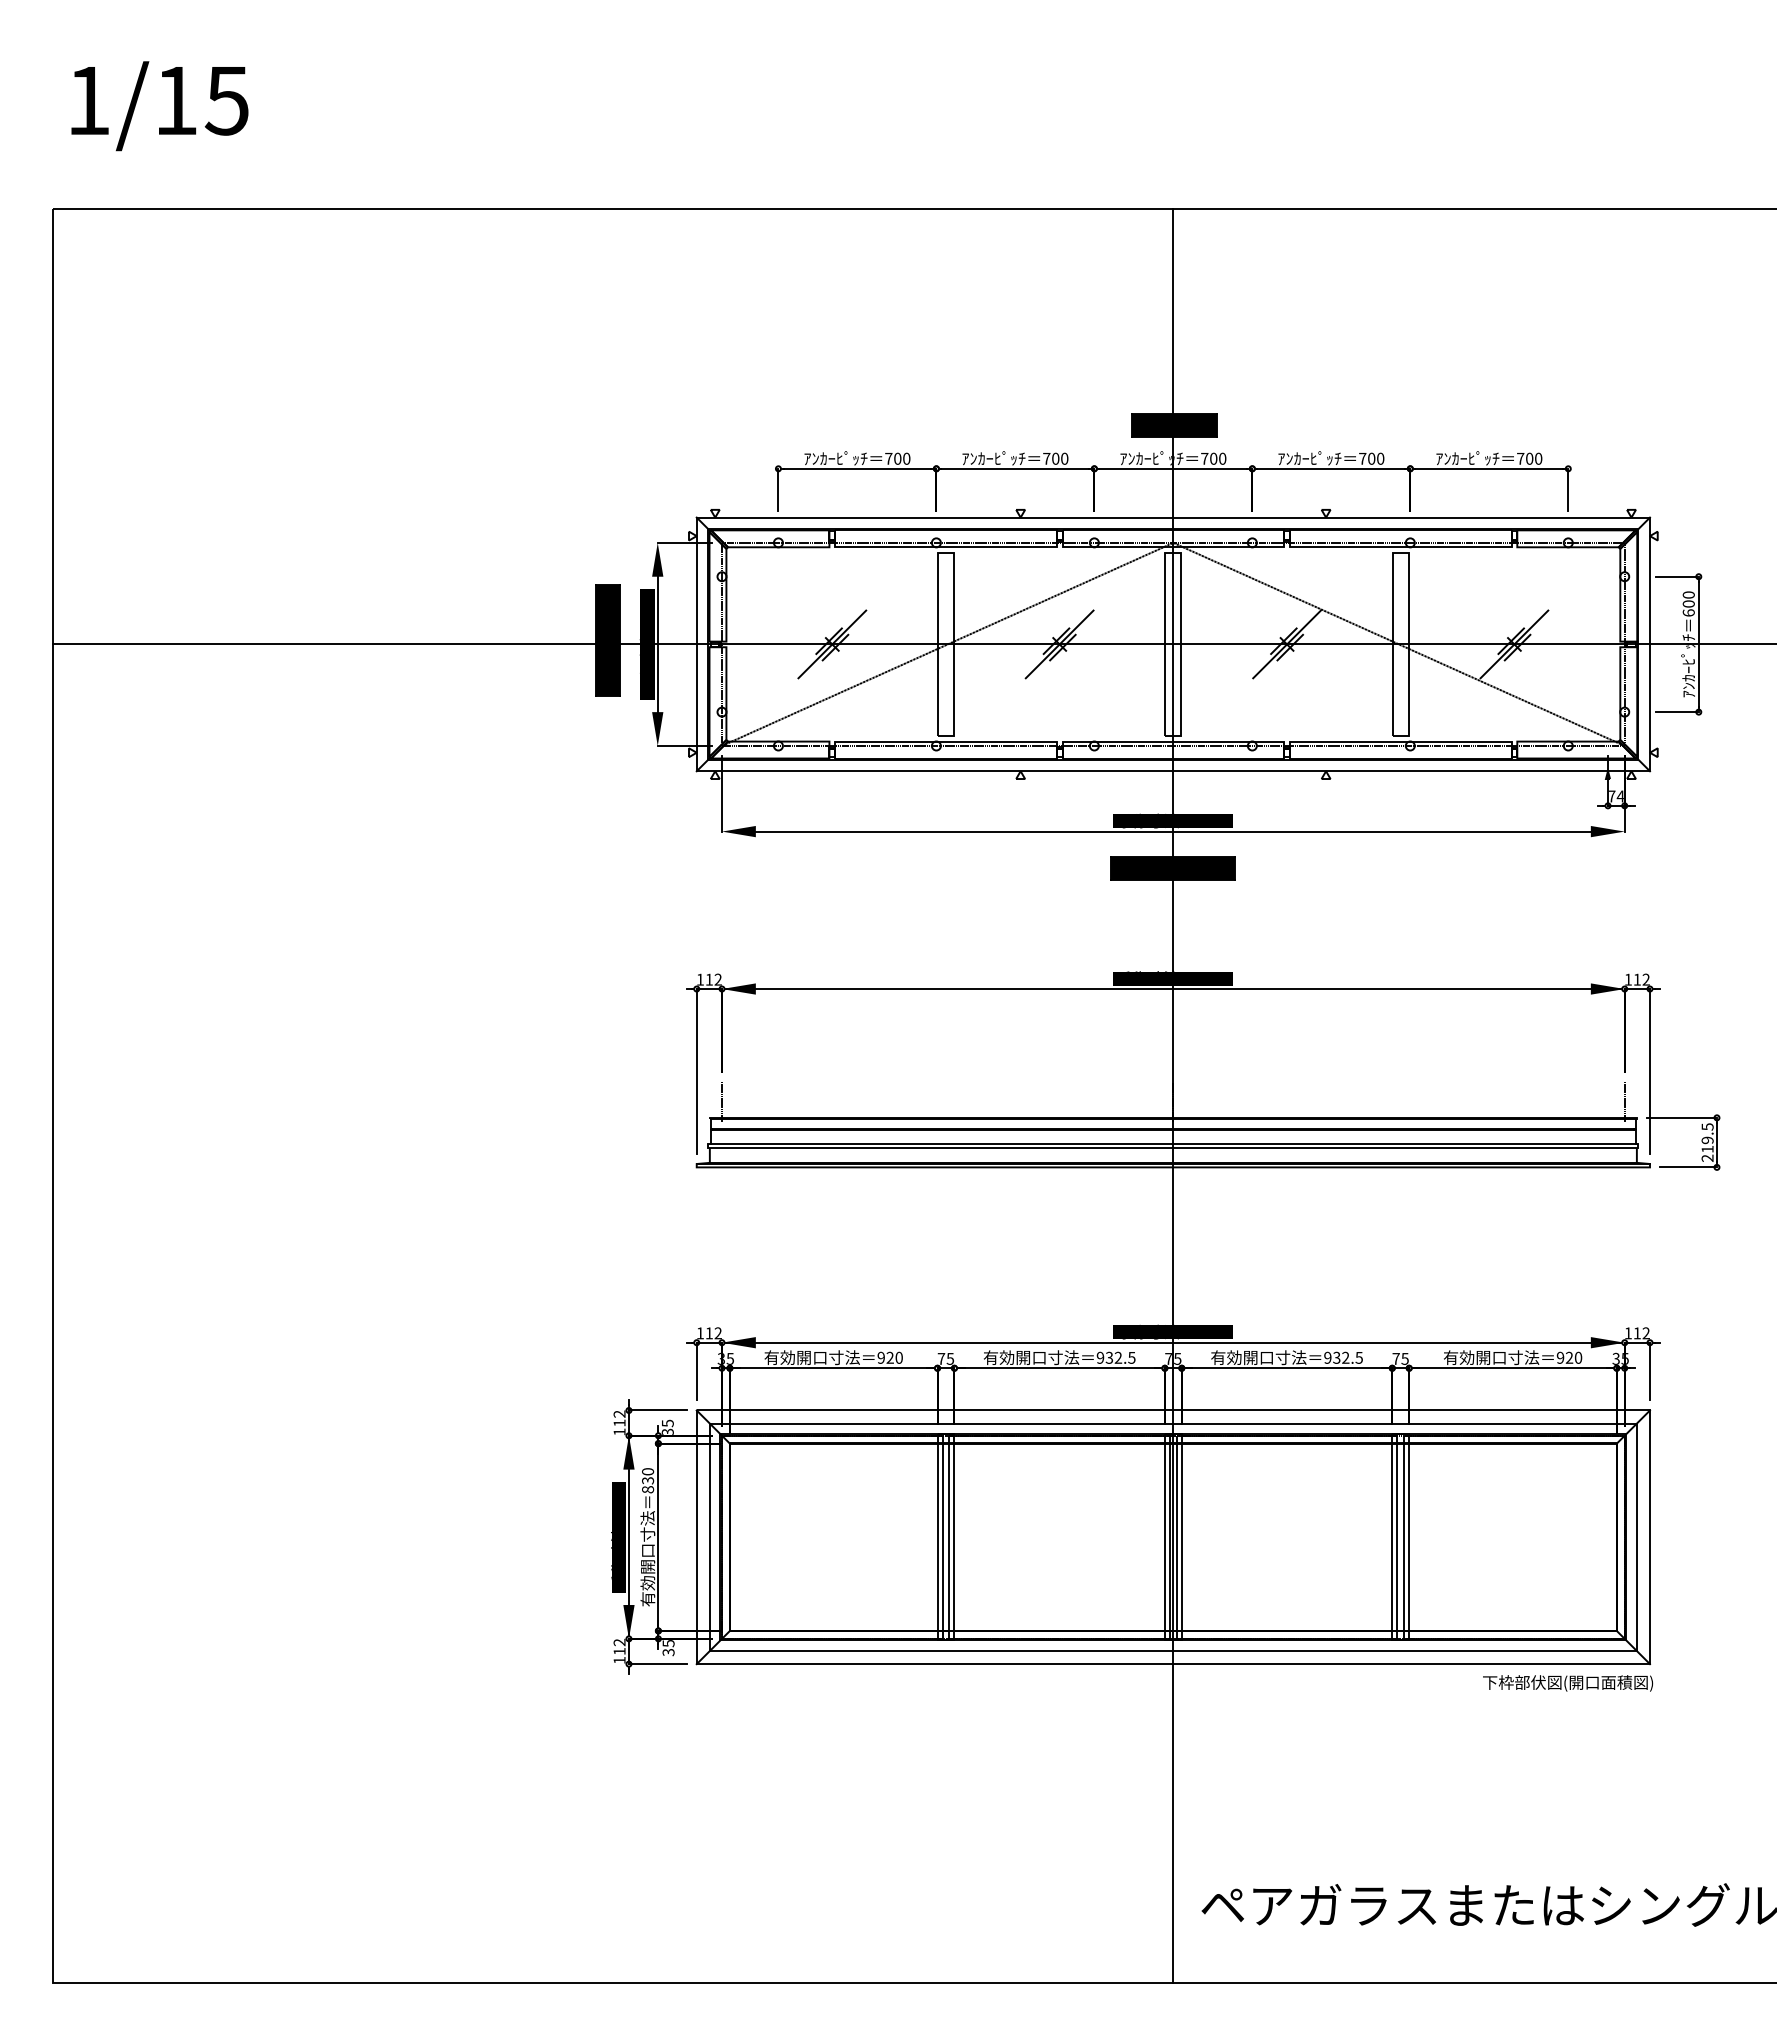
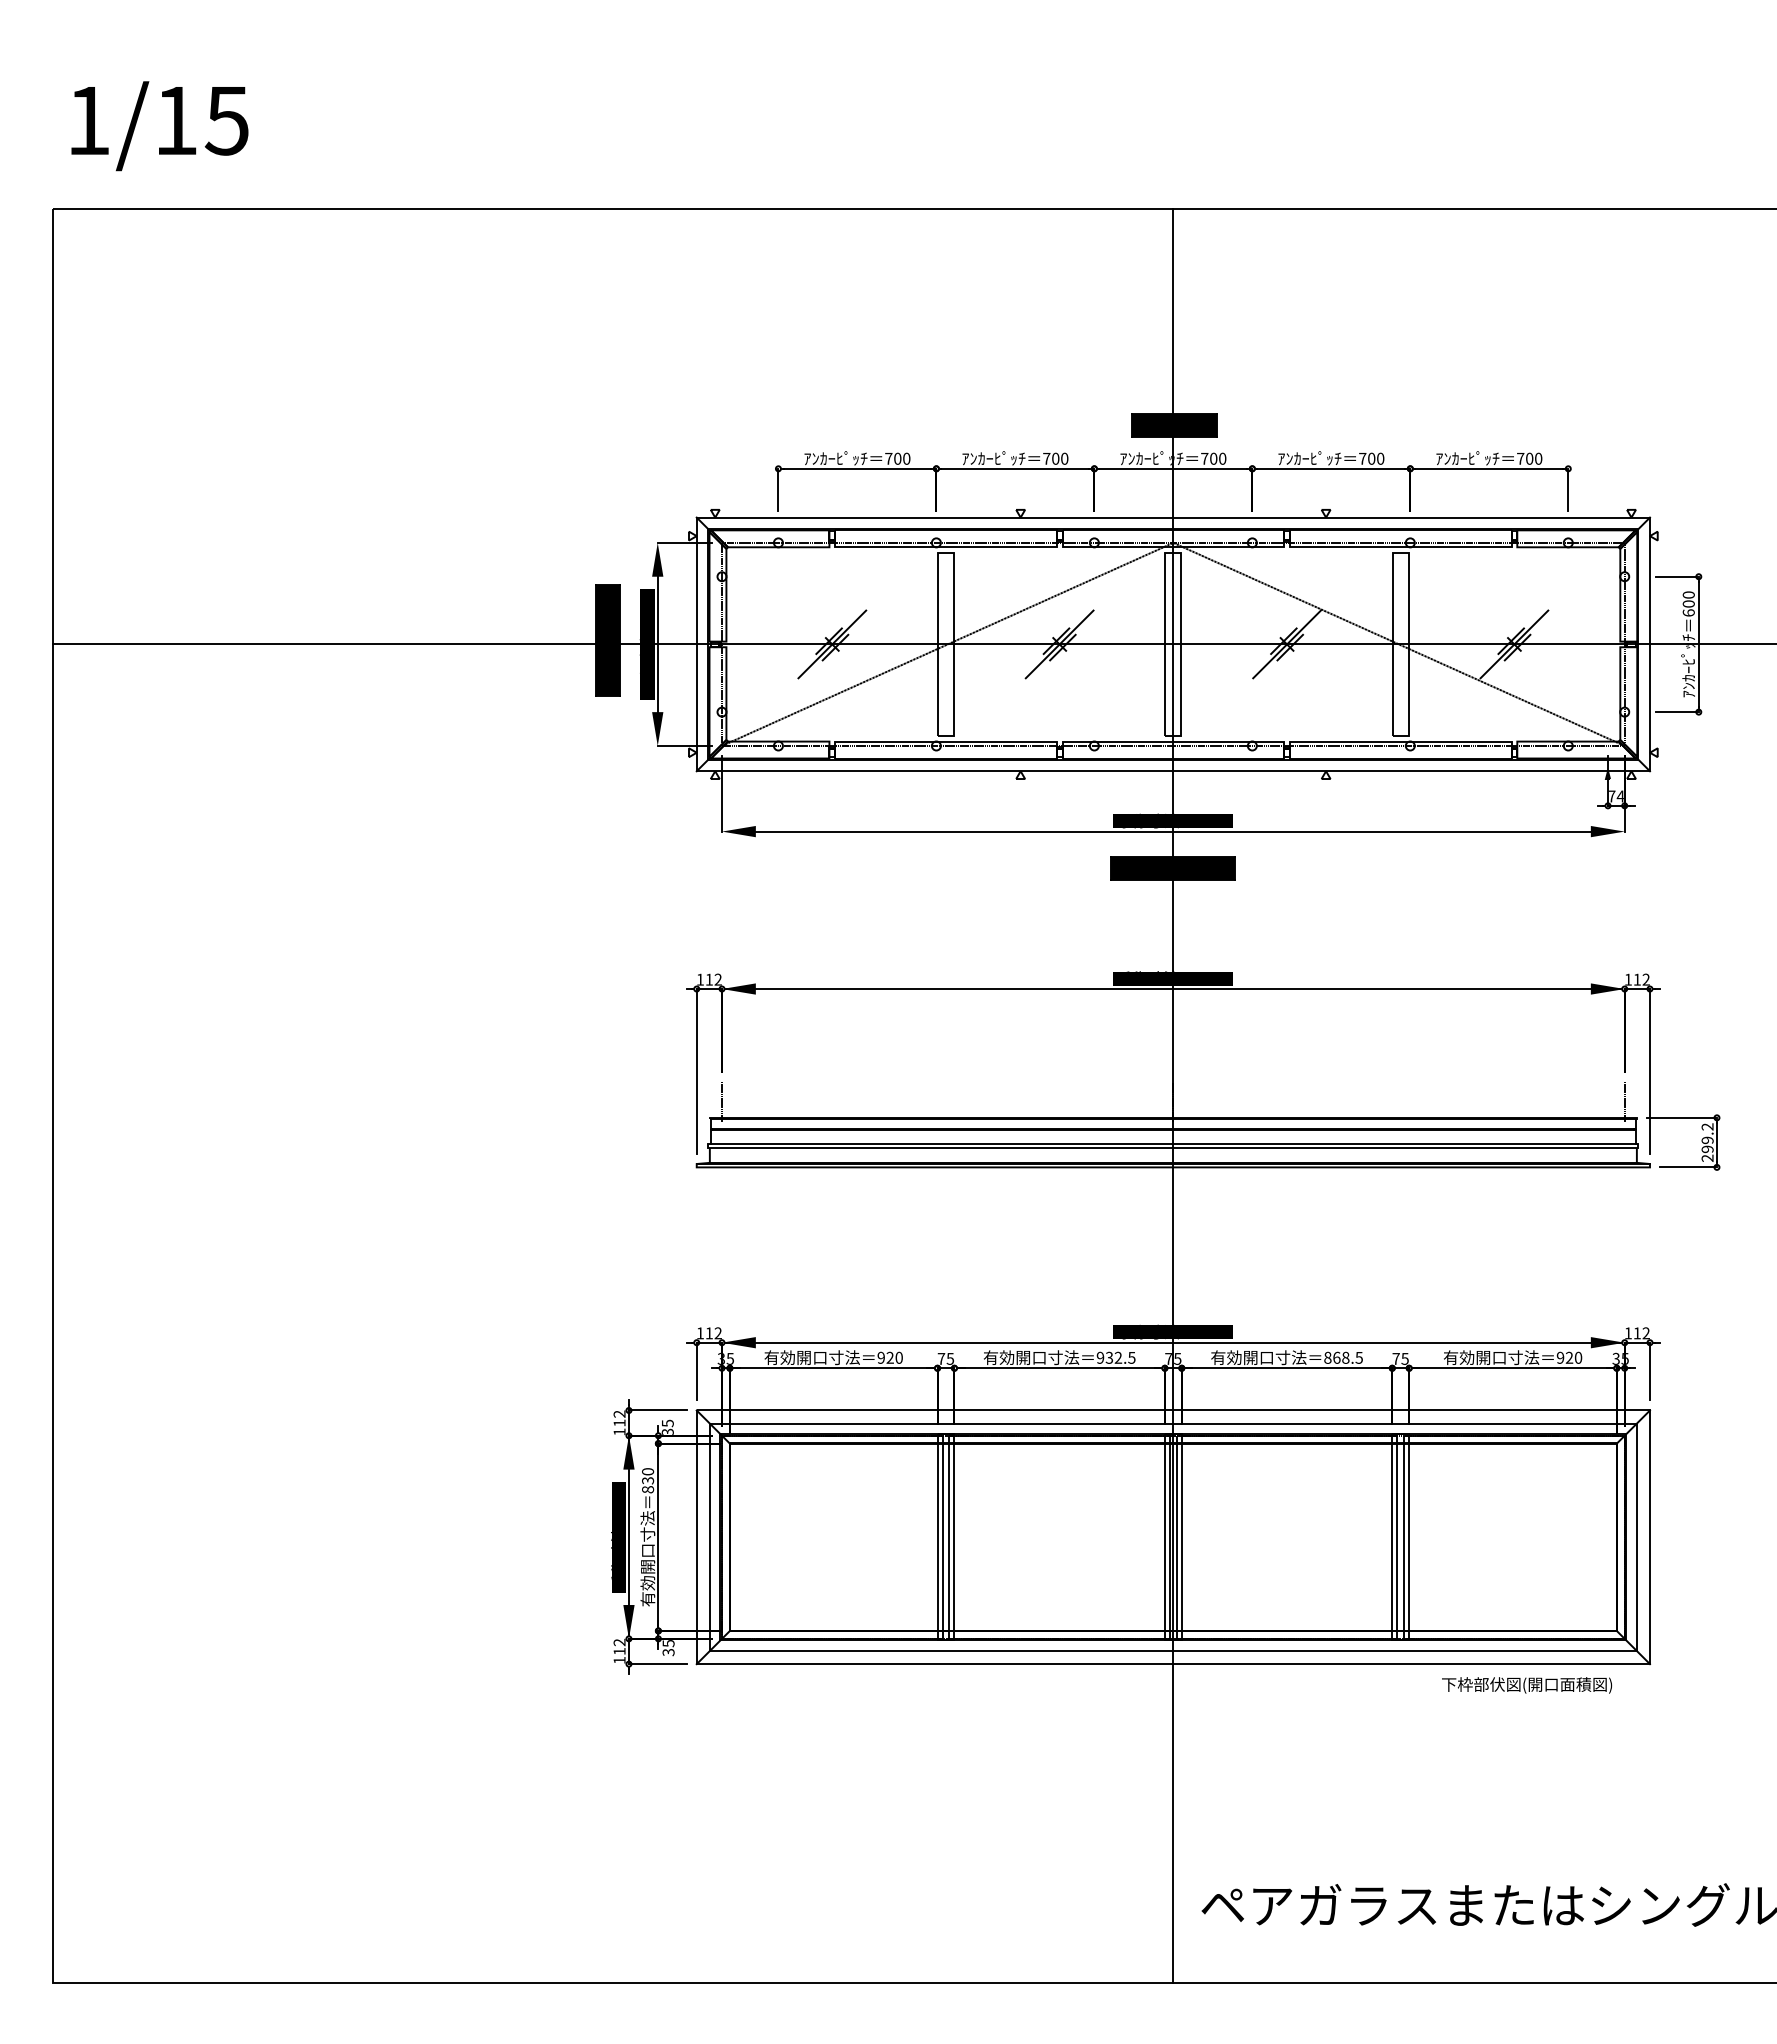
text position: (159, 106) -> (159, 126) (159, 126)
text: 219.5 -> 299.2 (1707, 1138)
text: 932.5 -> 868.5 (1336, 1357)
text position: (1568, 1683) -> (1527, 1685) (1527, 1685)
